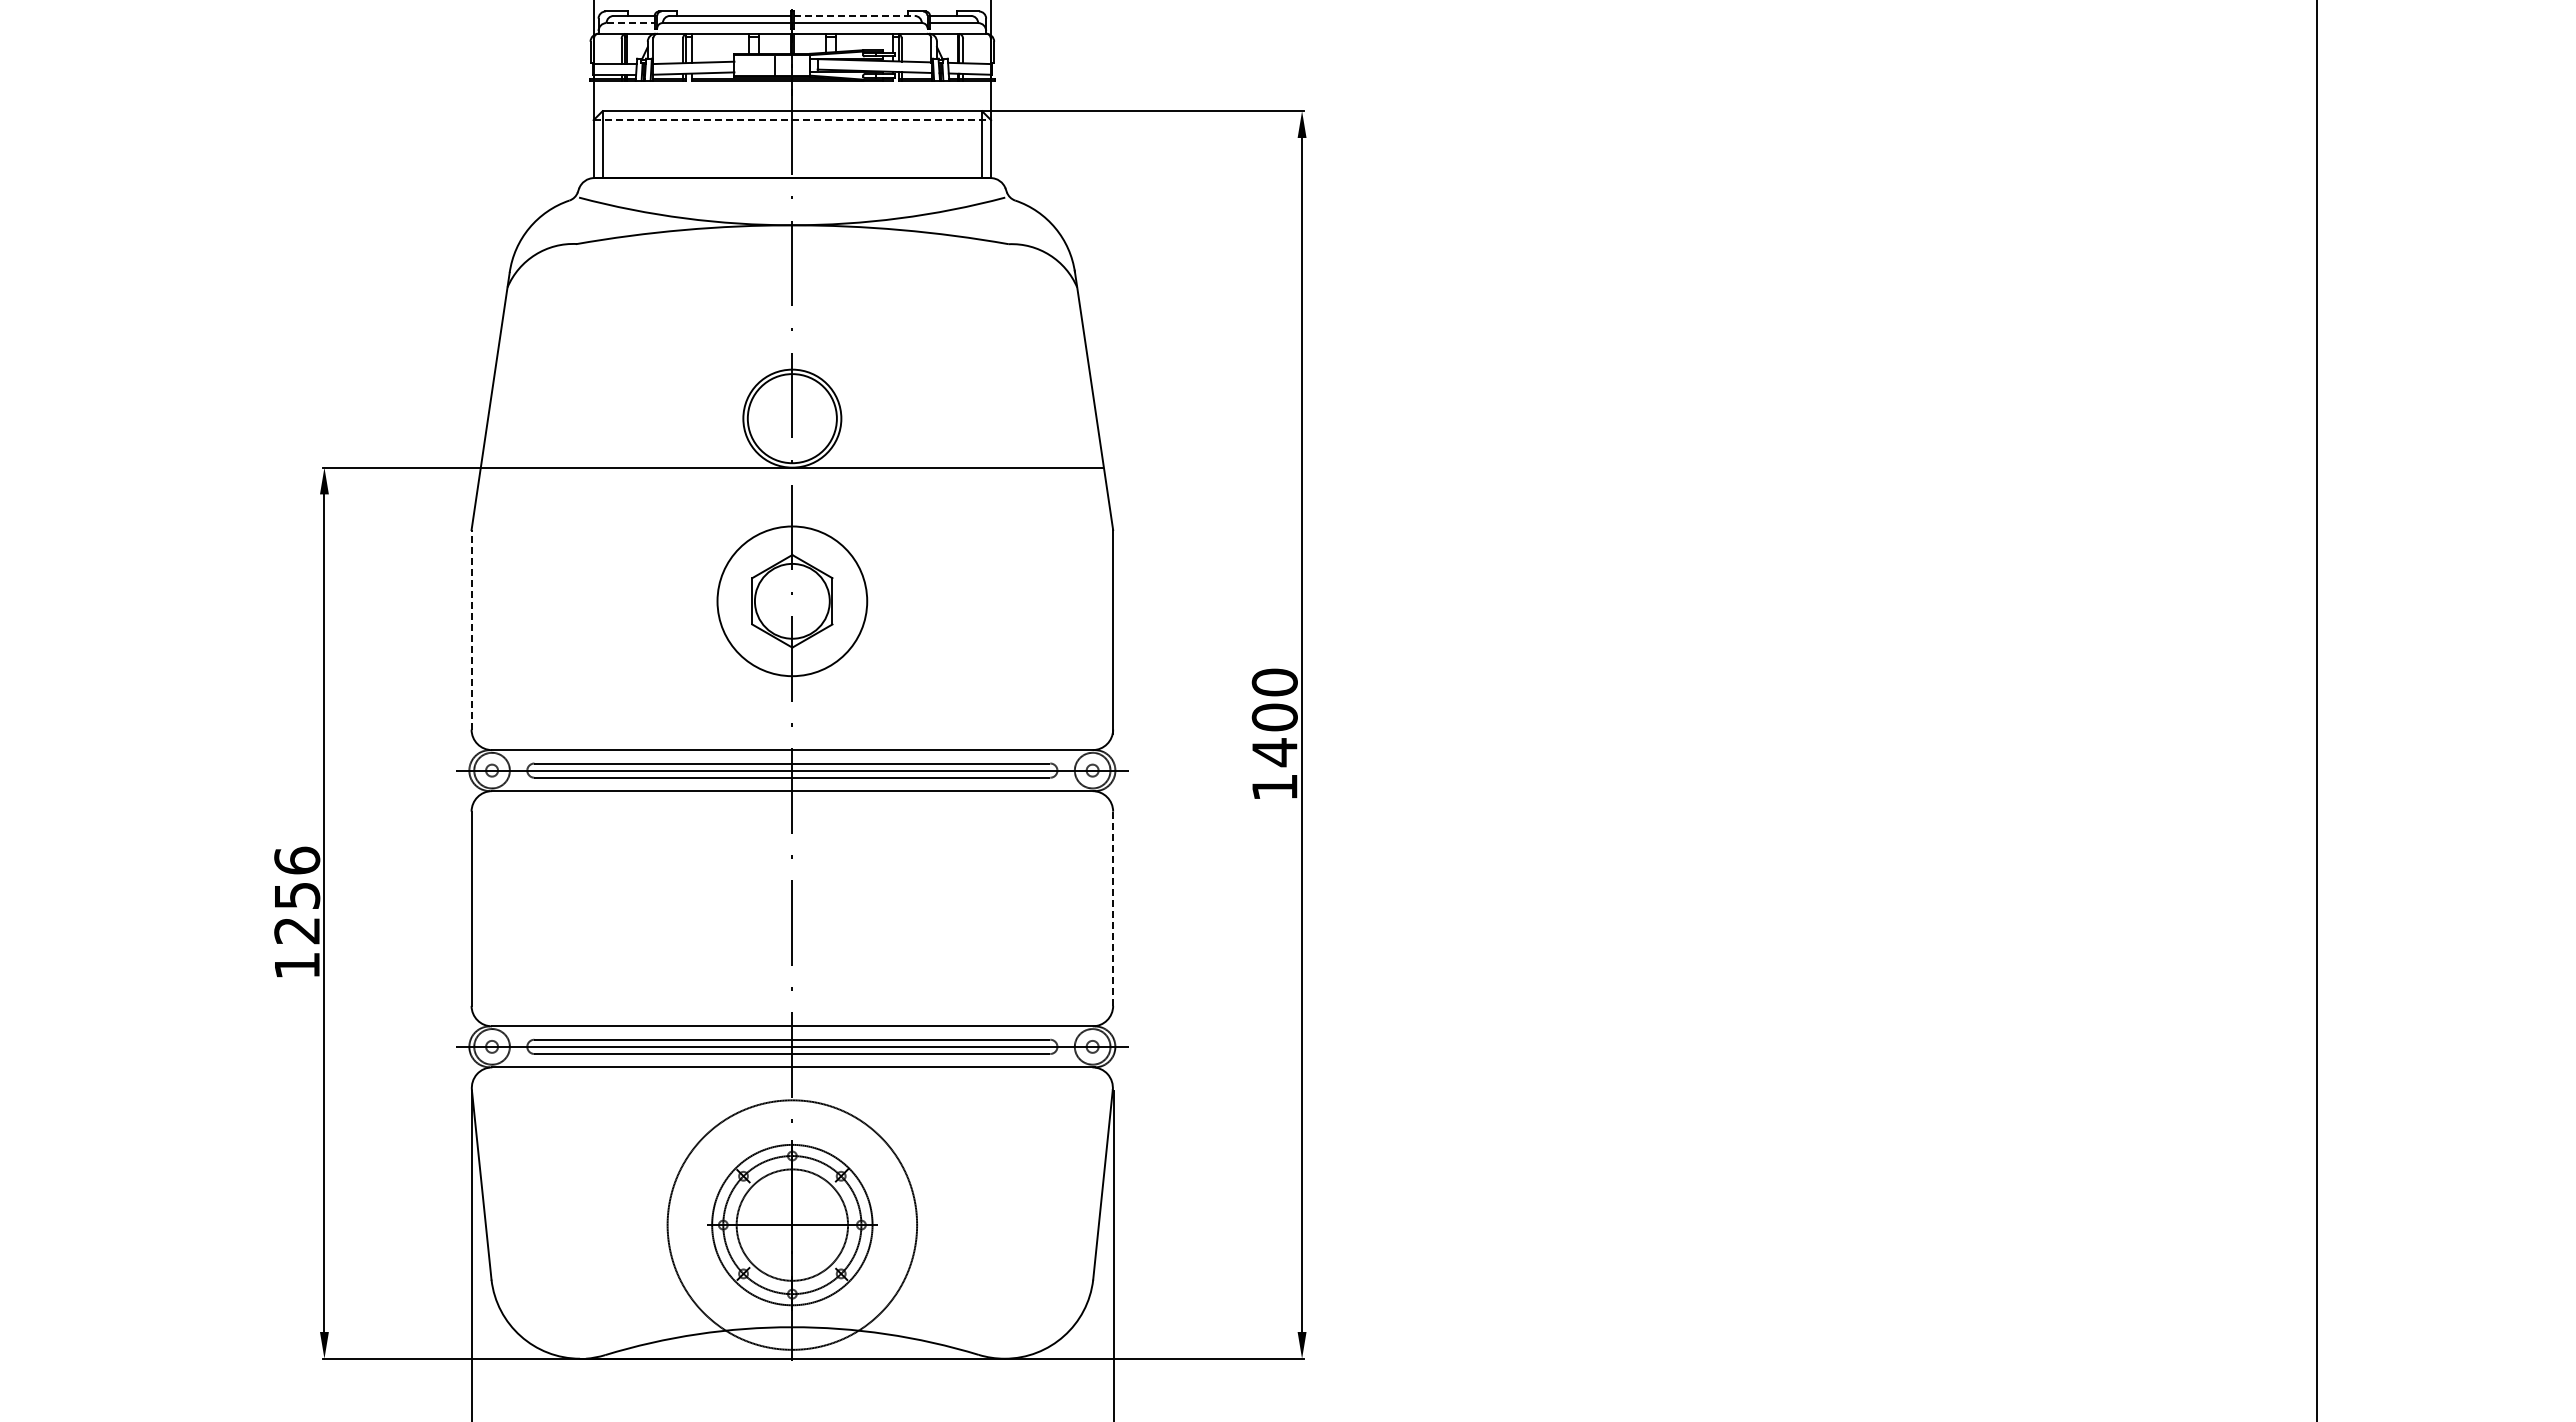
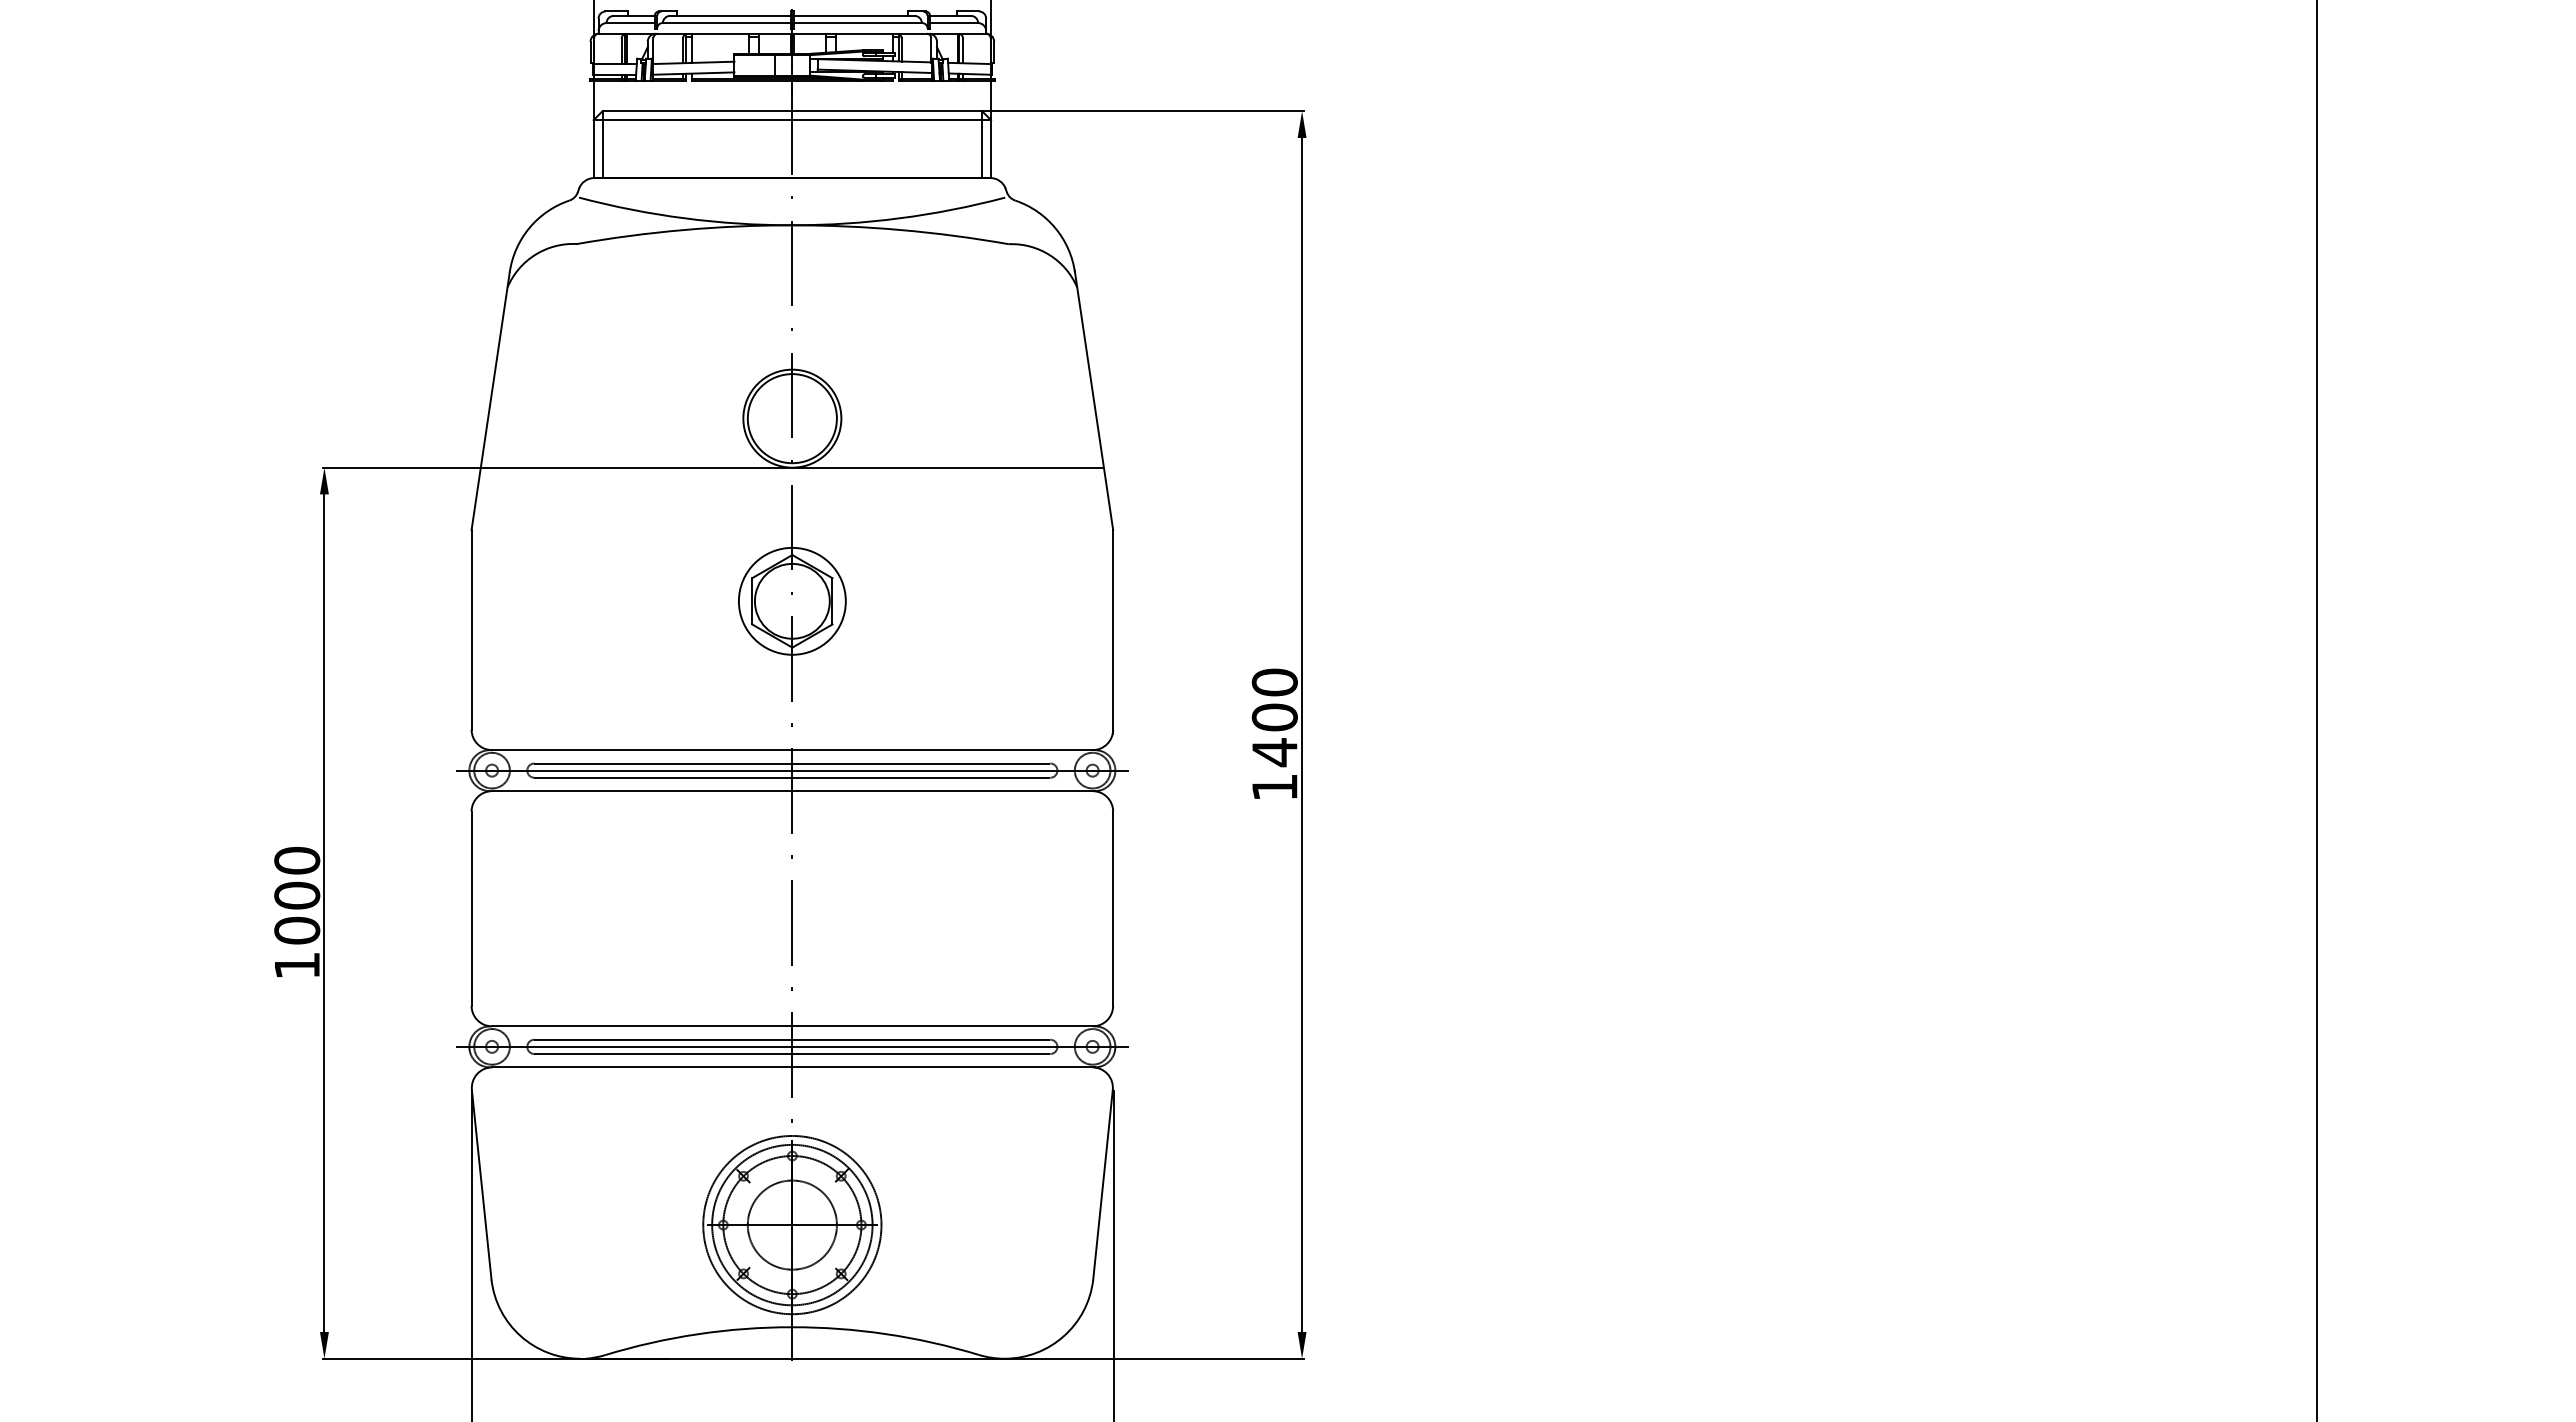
line: dashed -> solid (854, 15)
line: dashed -> solid (631, 23)
line: dashed -> solid (792, 120)
circle diameter: 150 px -> 107 px (791, 600)
line: dashed -> solid (471, 629)
text: 1256 -> 1000 (297, 895)
line: dashed -> solid (1113, 908)
circle diameter: 111 px -> 89 px (791, 1224)
circle diameter: 249 px -> 178 px (792, 1224)
